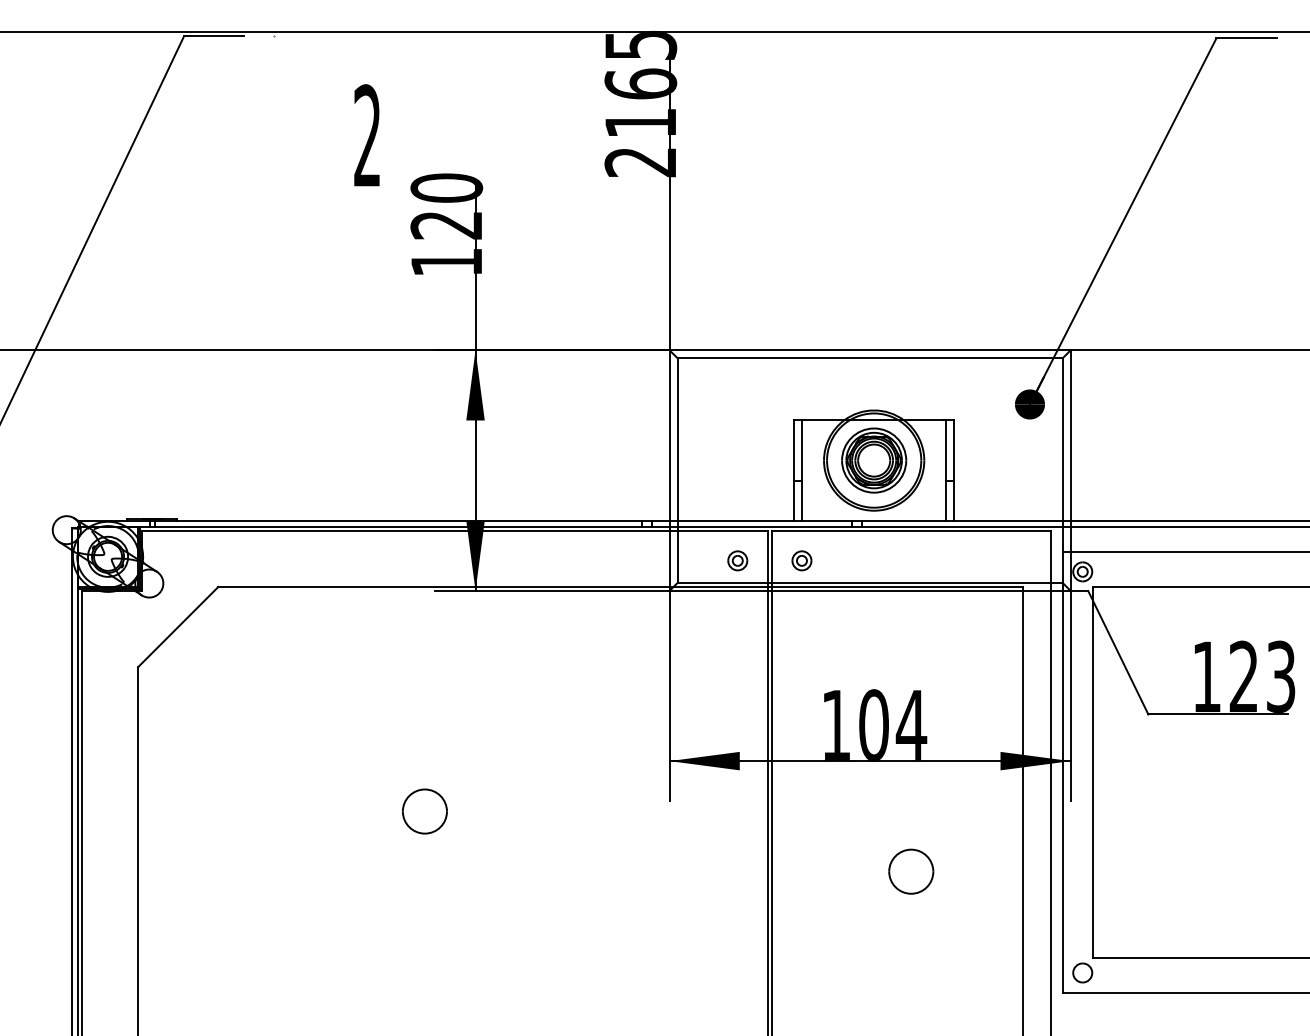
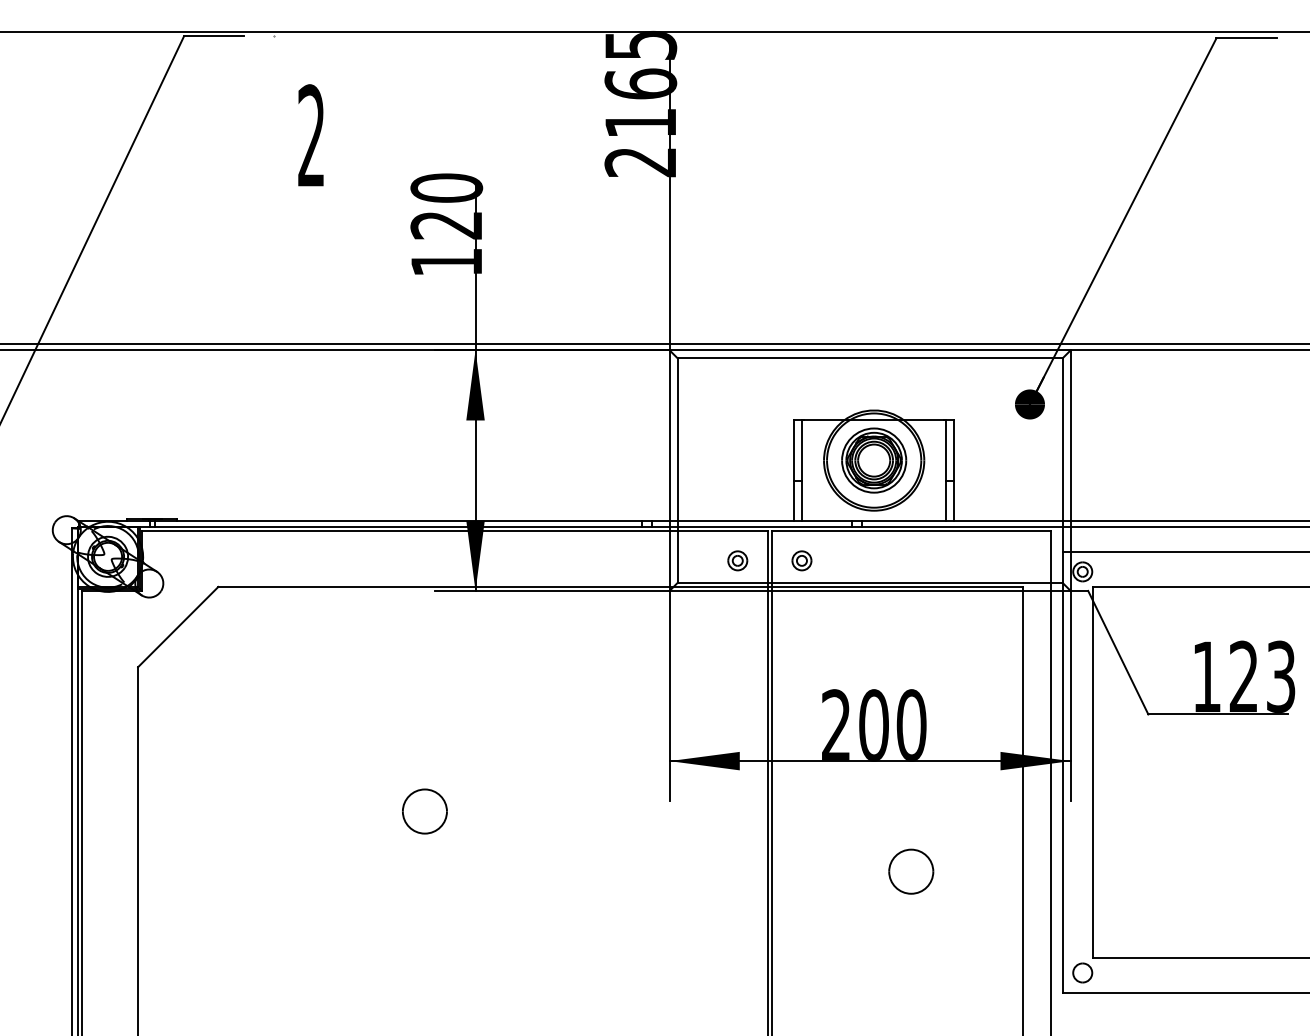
text position: (366, 135) -> (310, 135) (310, 135)
line: none -> present (654, 344)
text: 104 -> 200 (874, 724)
